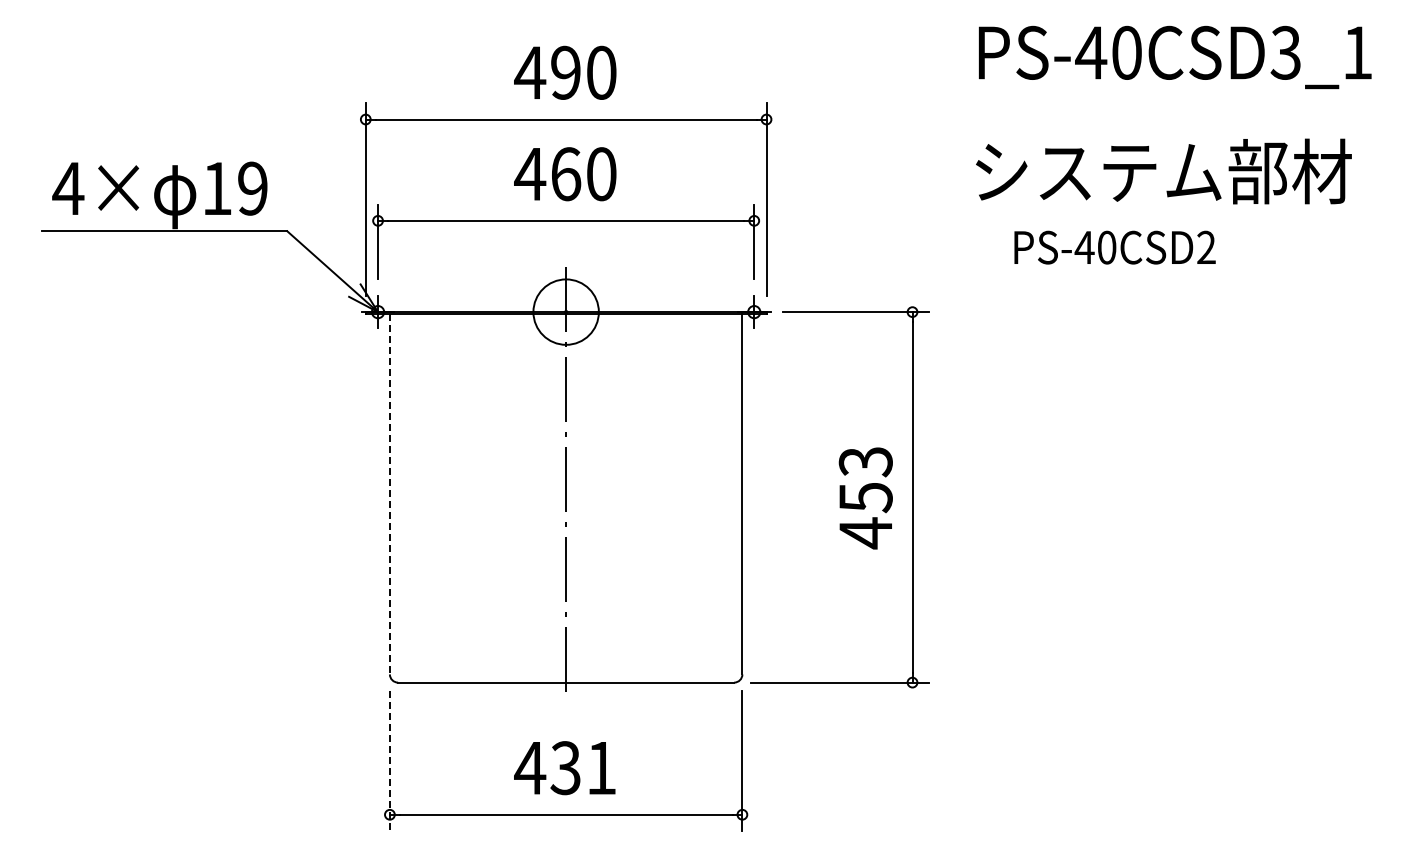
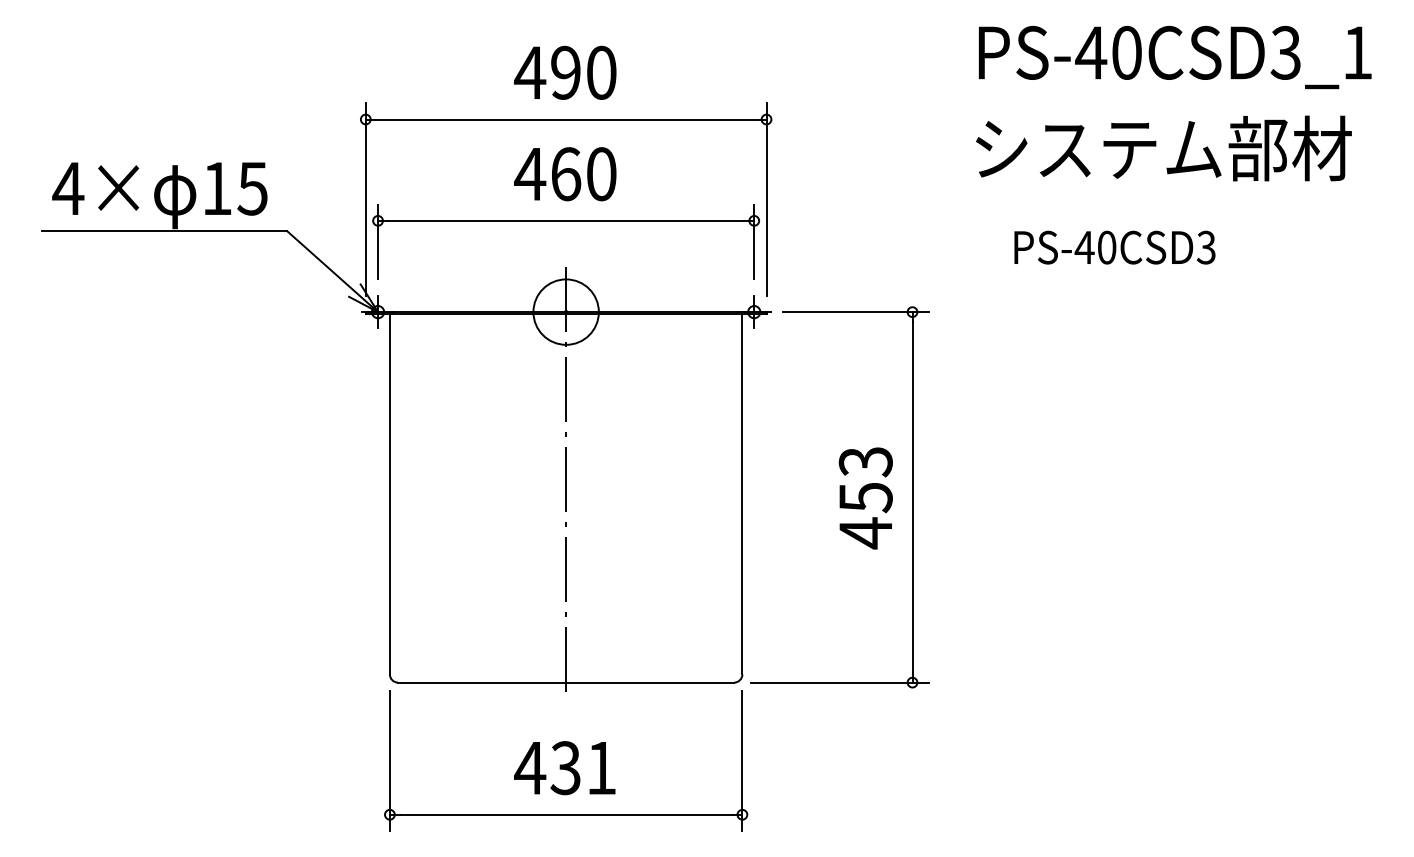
text position: (1163, 171) -> (1163, 148) (1163, 148)
text: 19 -> 15 (252, 188)
text: PS-40CSD2 -> PS-40CSD3 (1206, 247)
line: dashed -> solid (389, 494)
line: dashed -> solid (389, 761)
